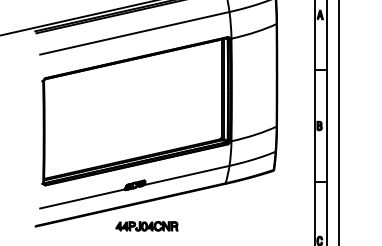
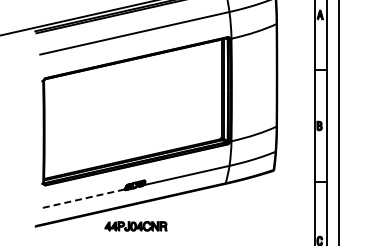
line: solid -> dashed (82, 199)
part position: (146, 226) -> (135, 226) (135, 226)
